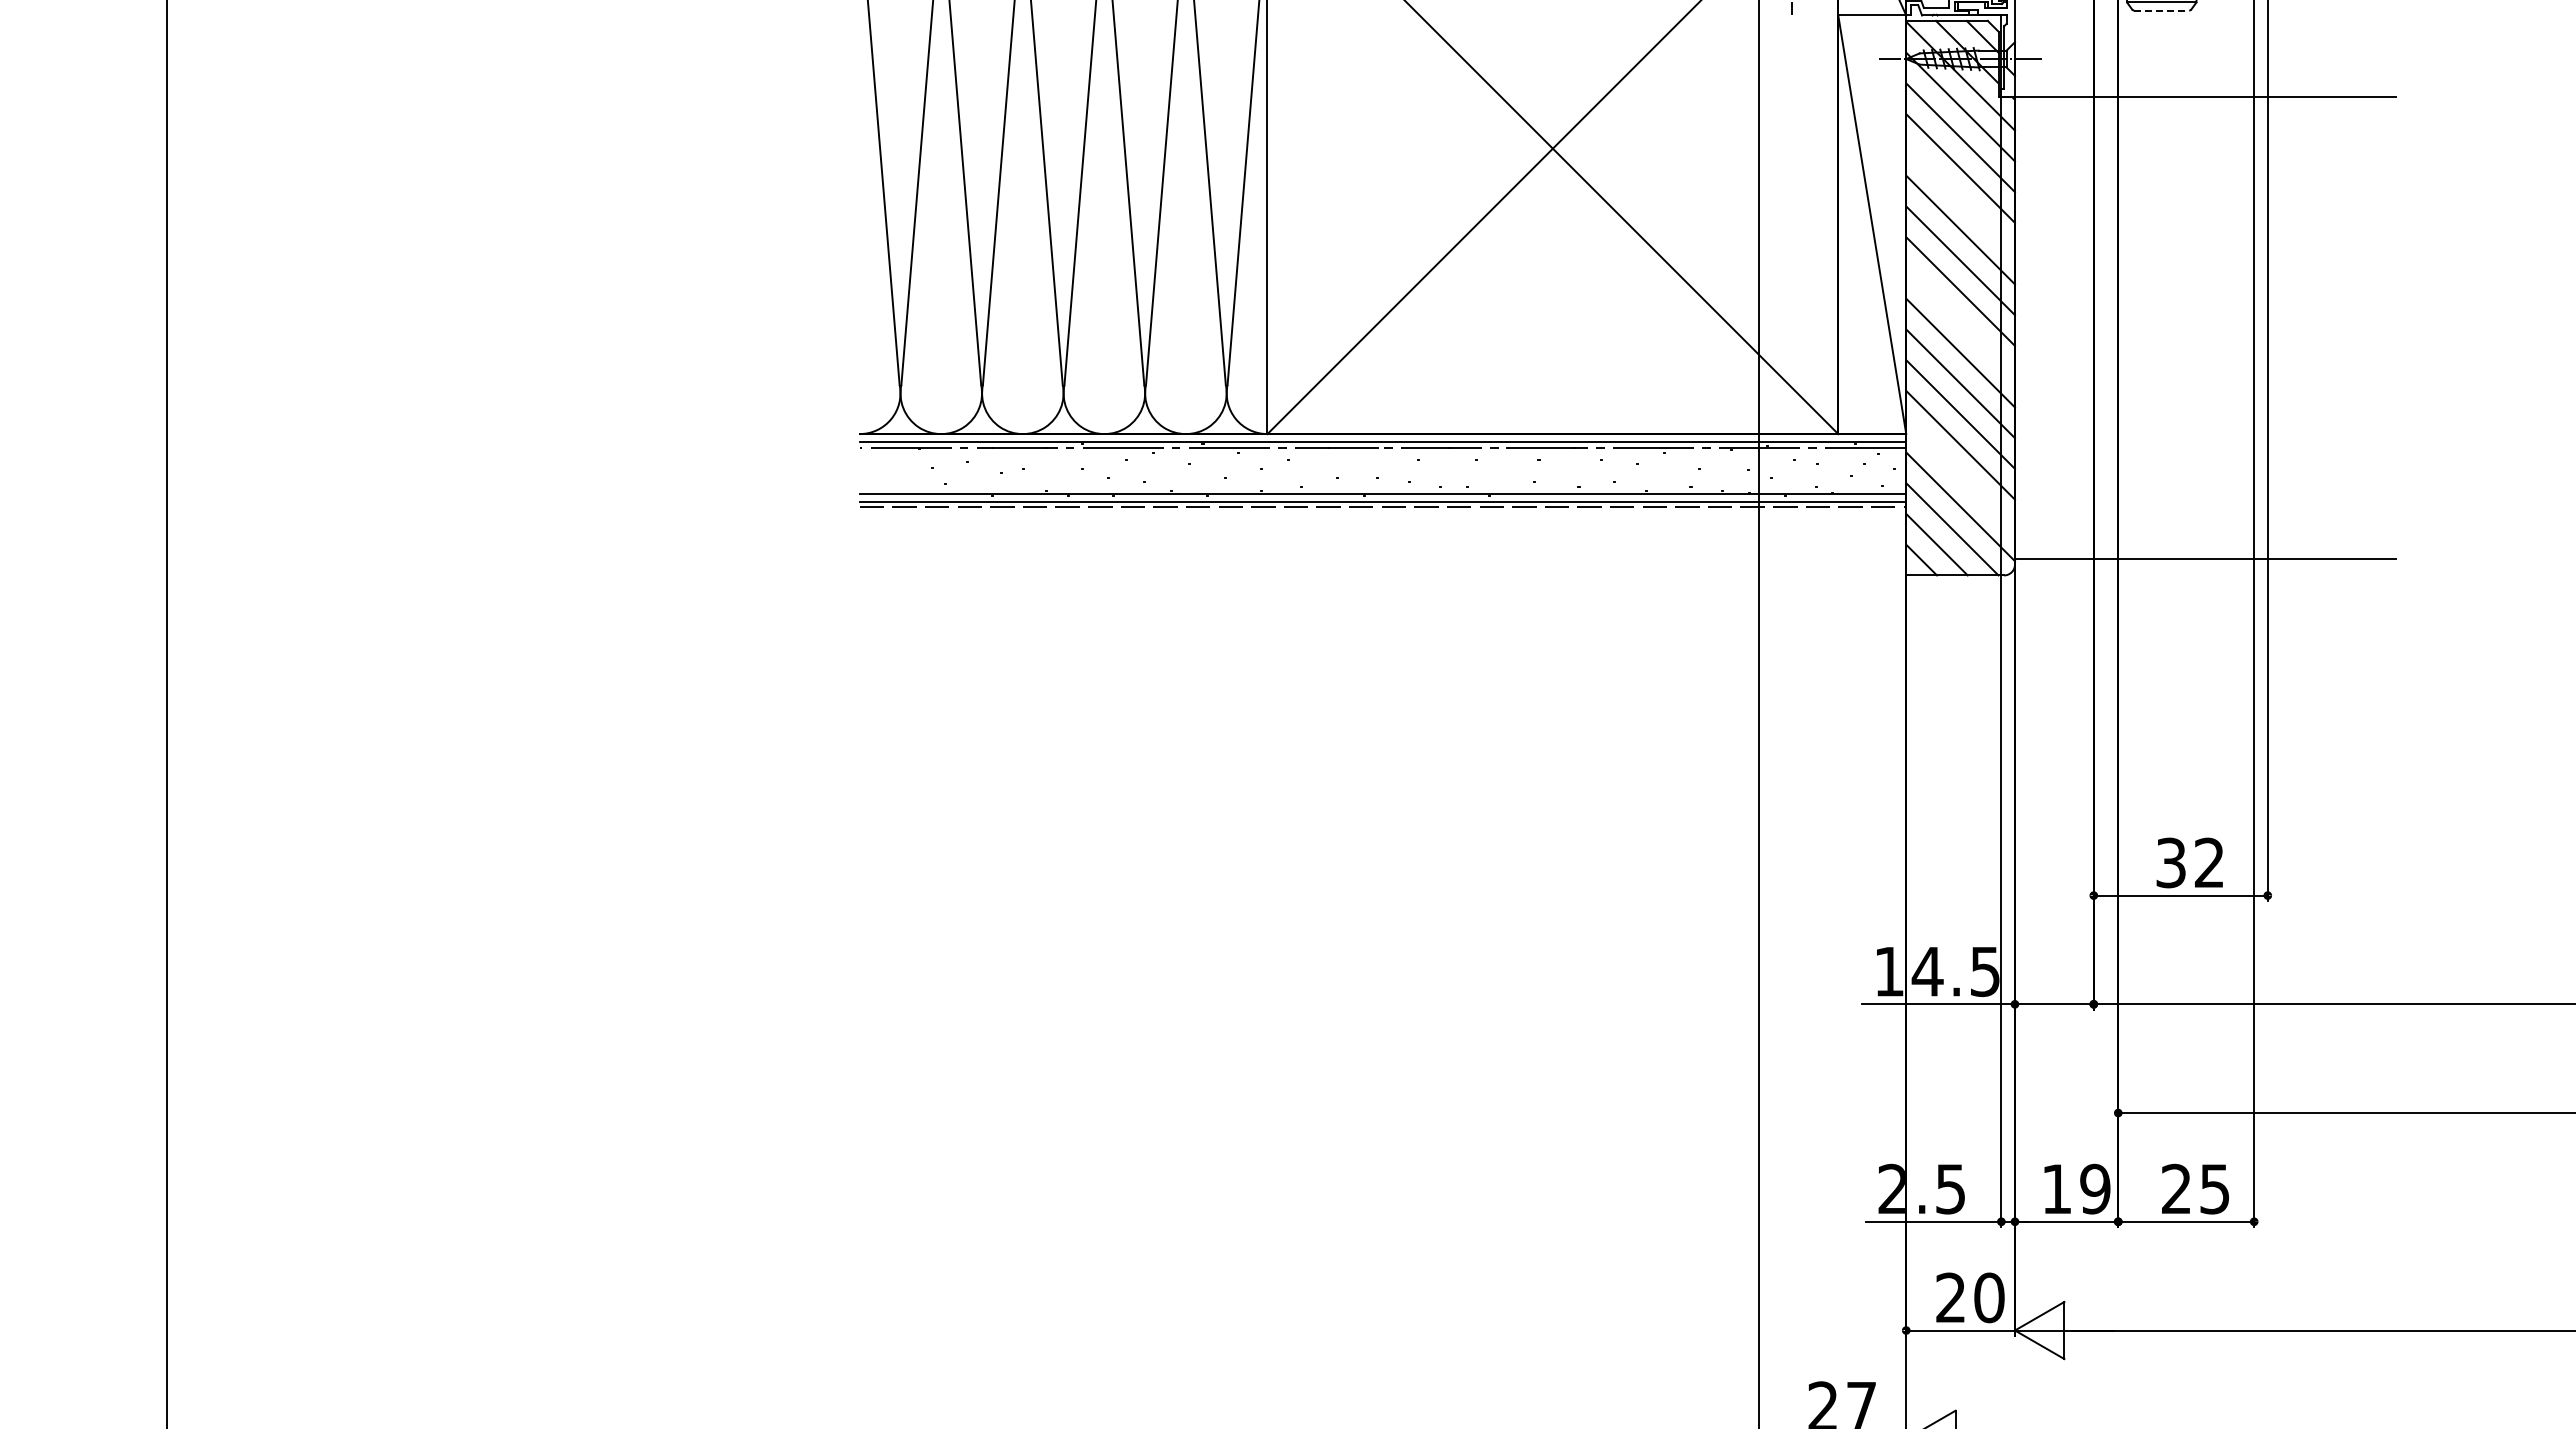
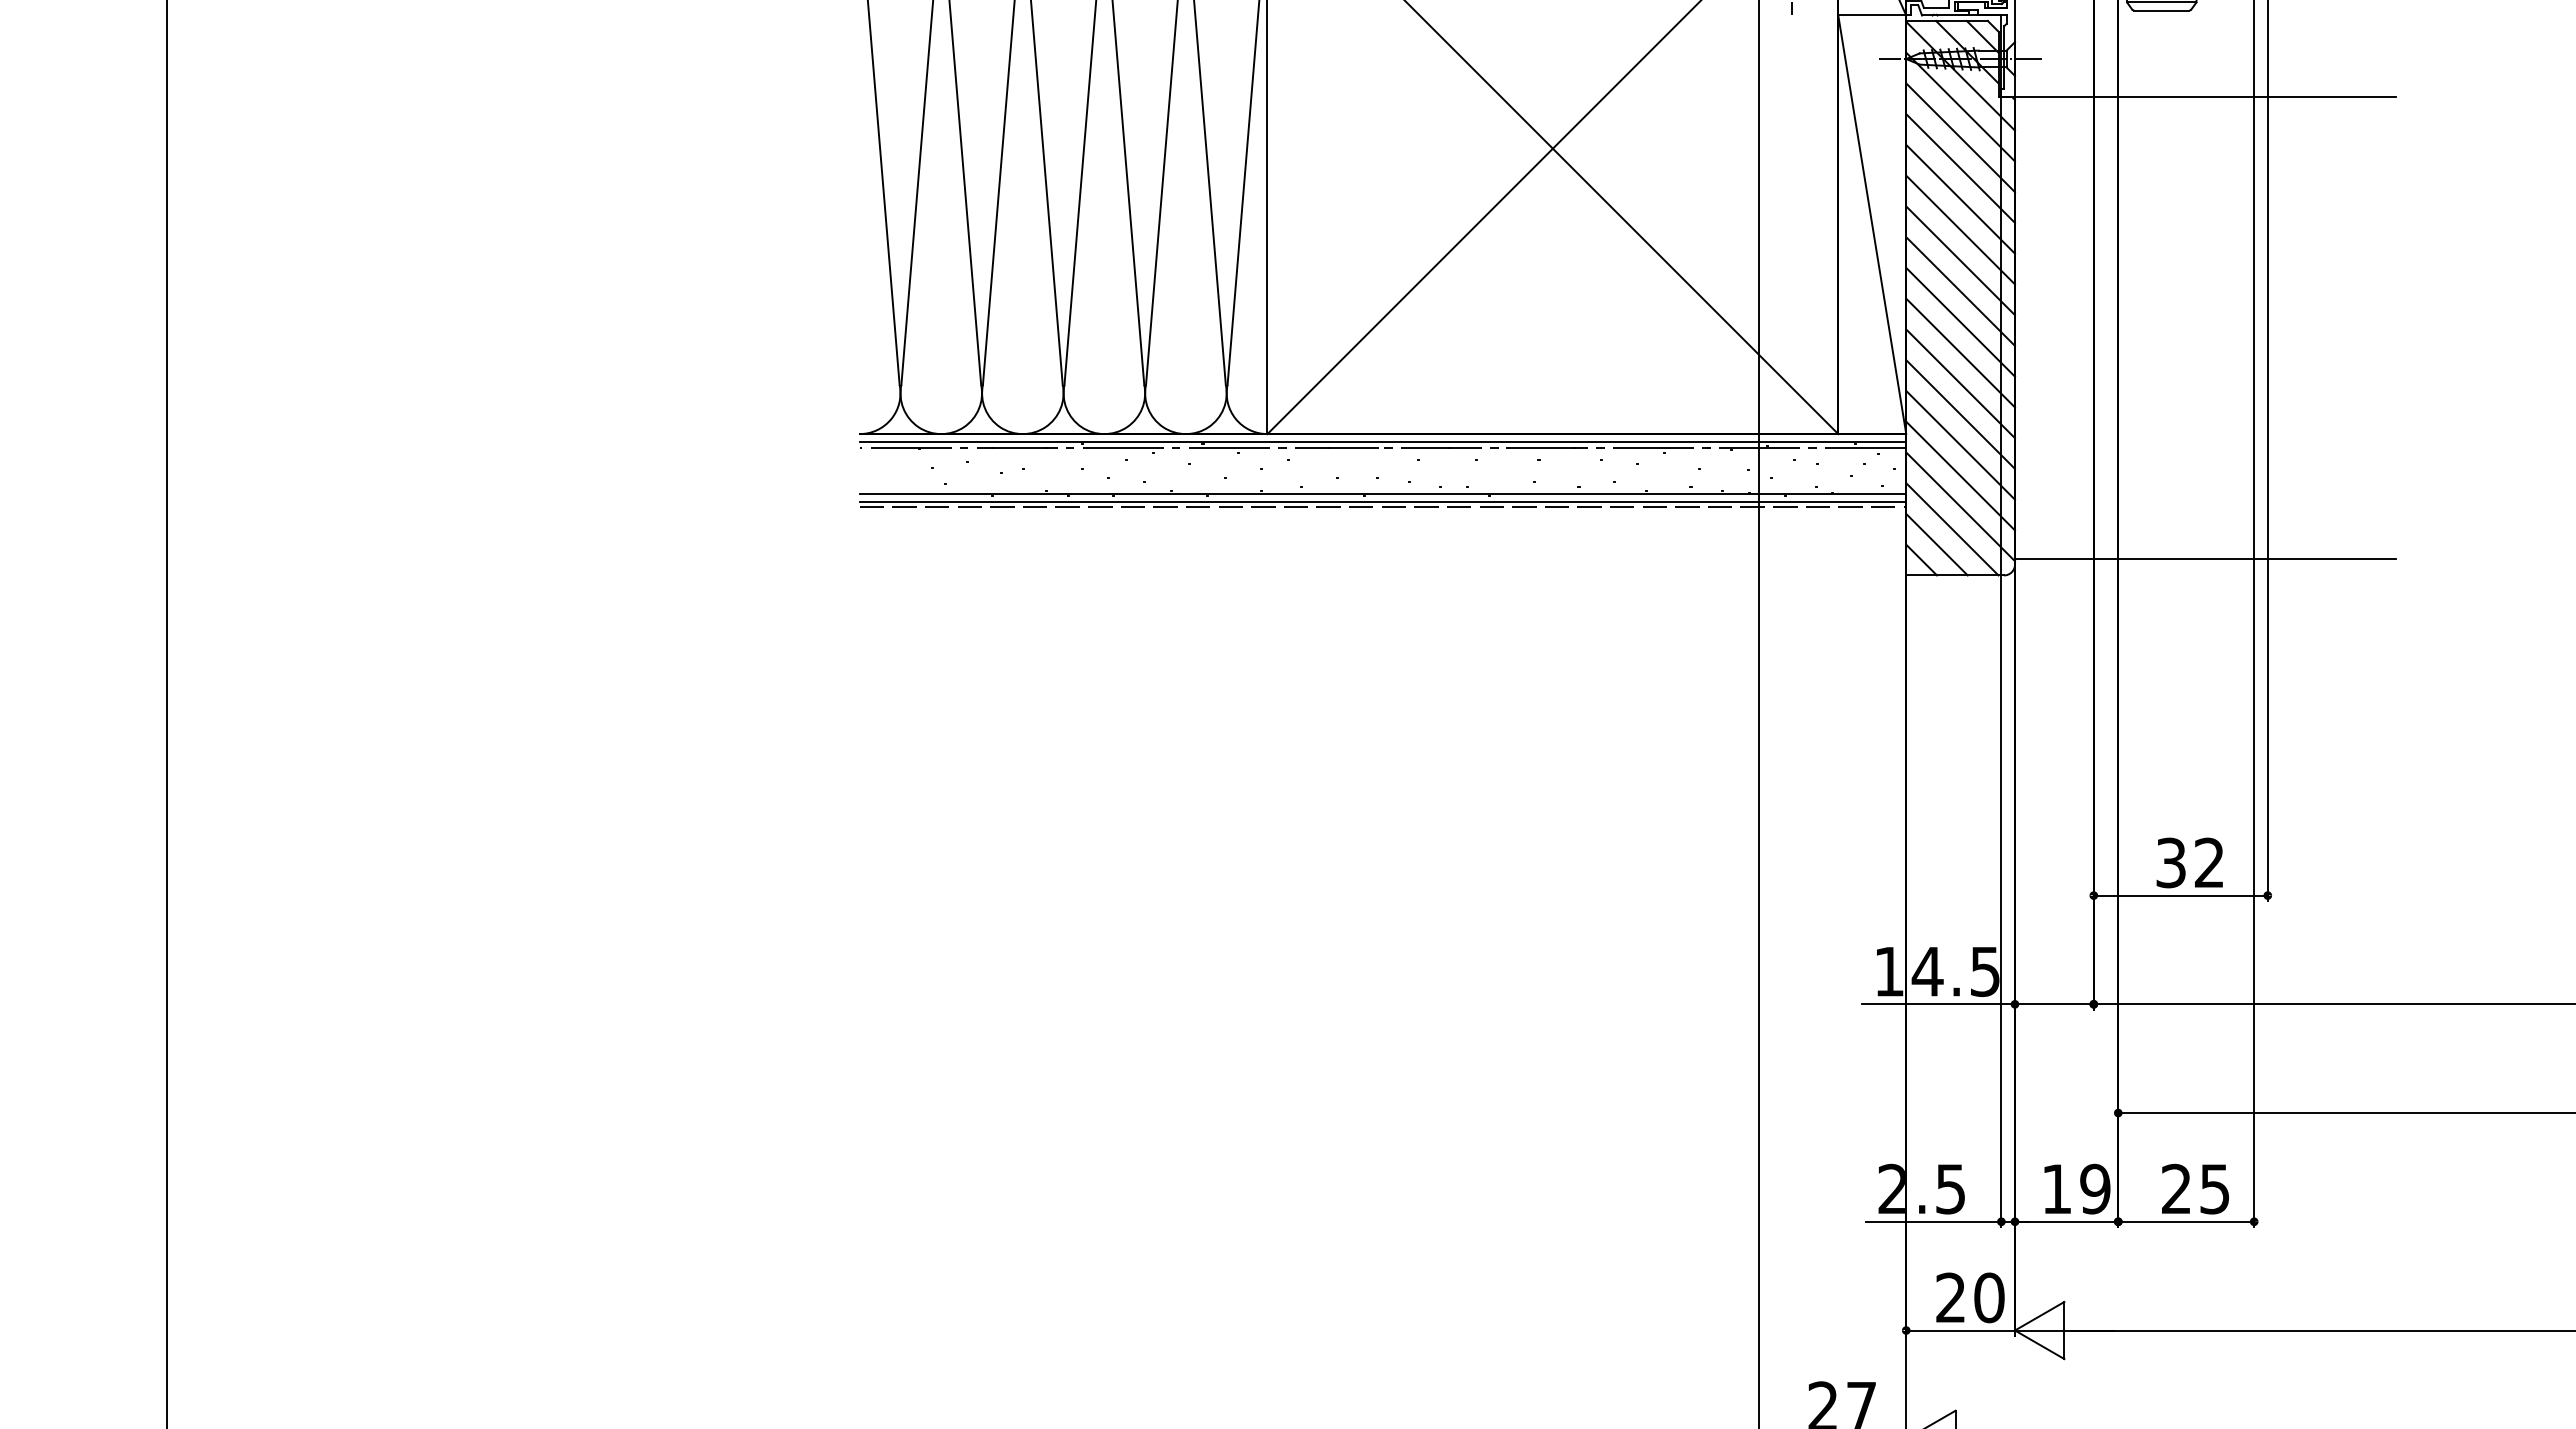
line: dashed -> solid (2162, 10)
line: none -> present (1960, 198)
line: none -> present (1960, 321)
line: none -> present (1960, 475)
